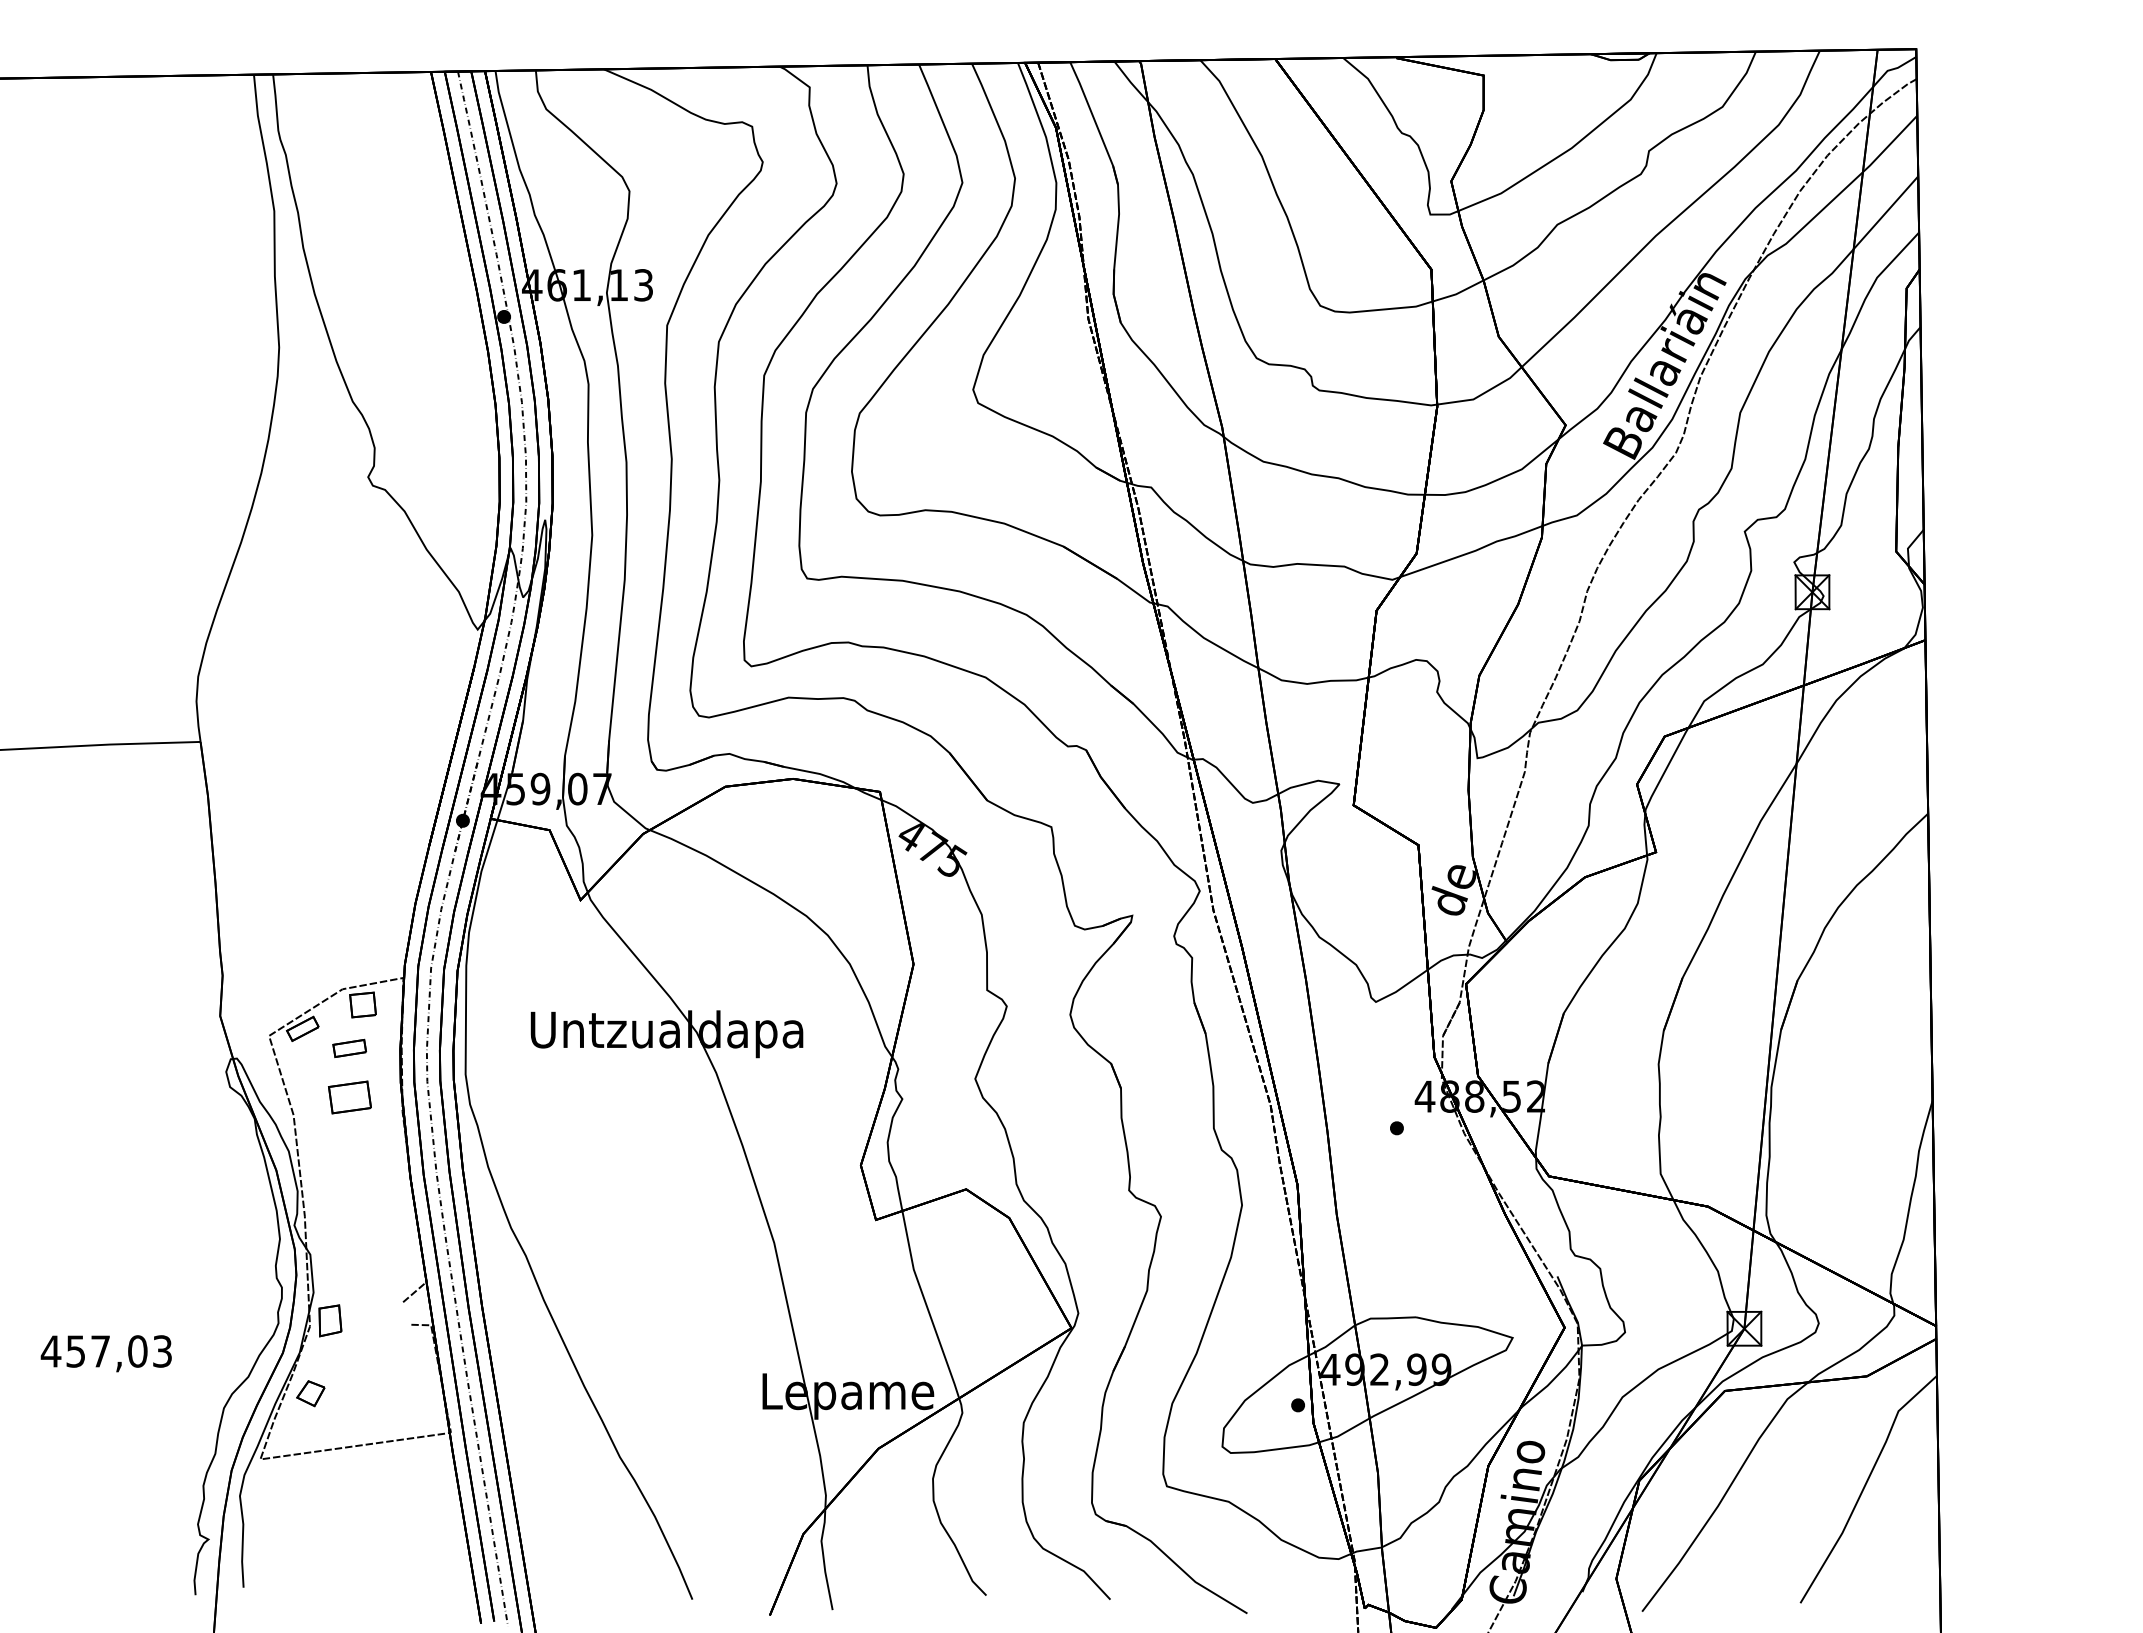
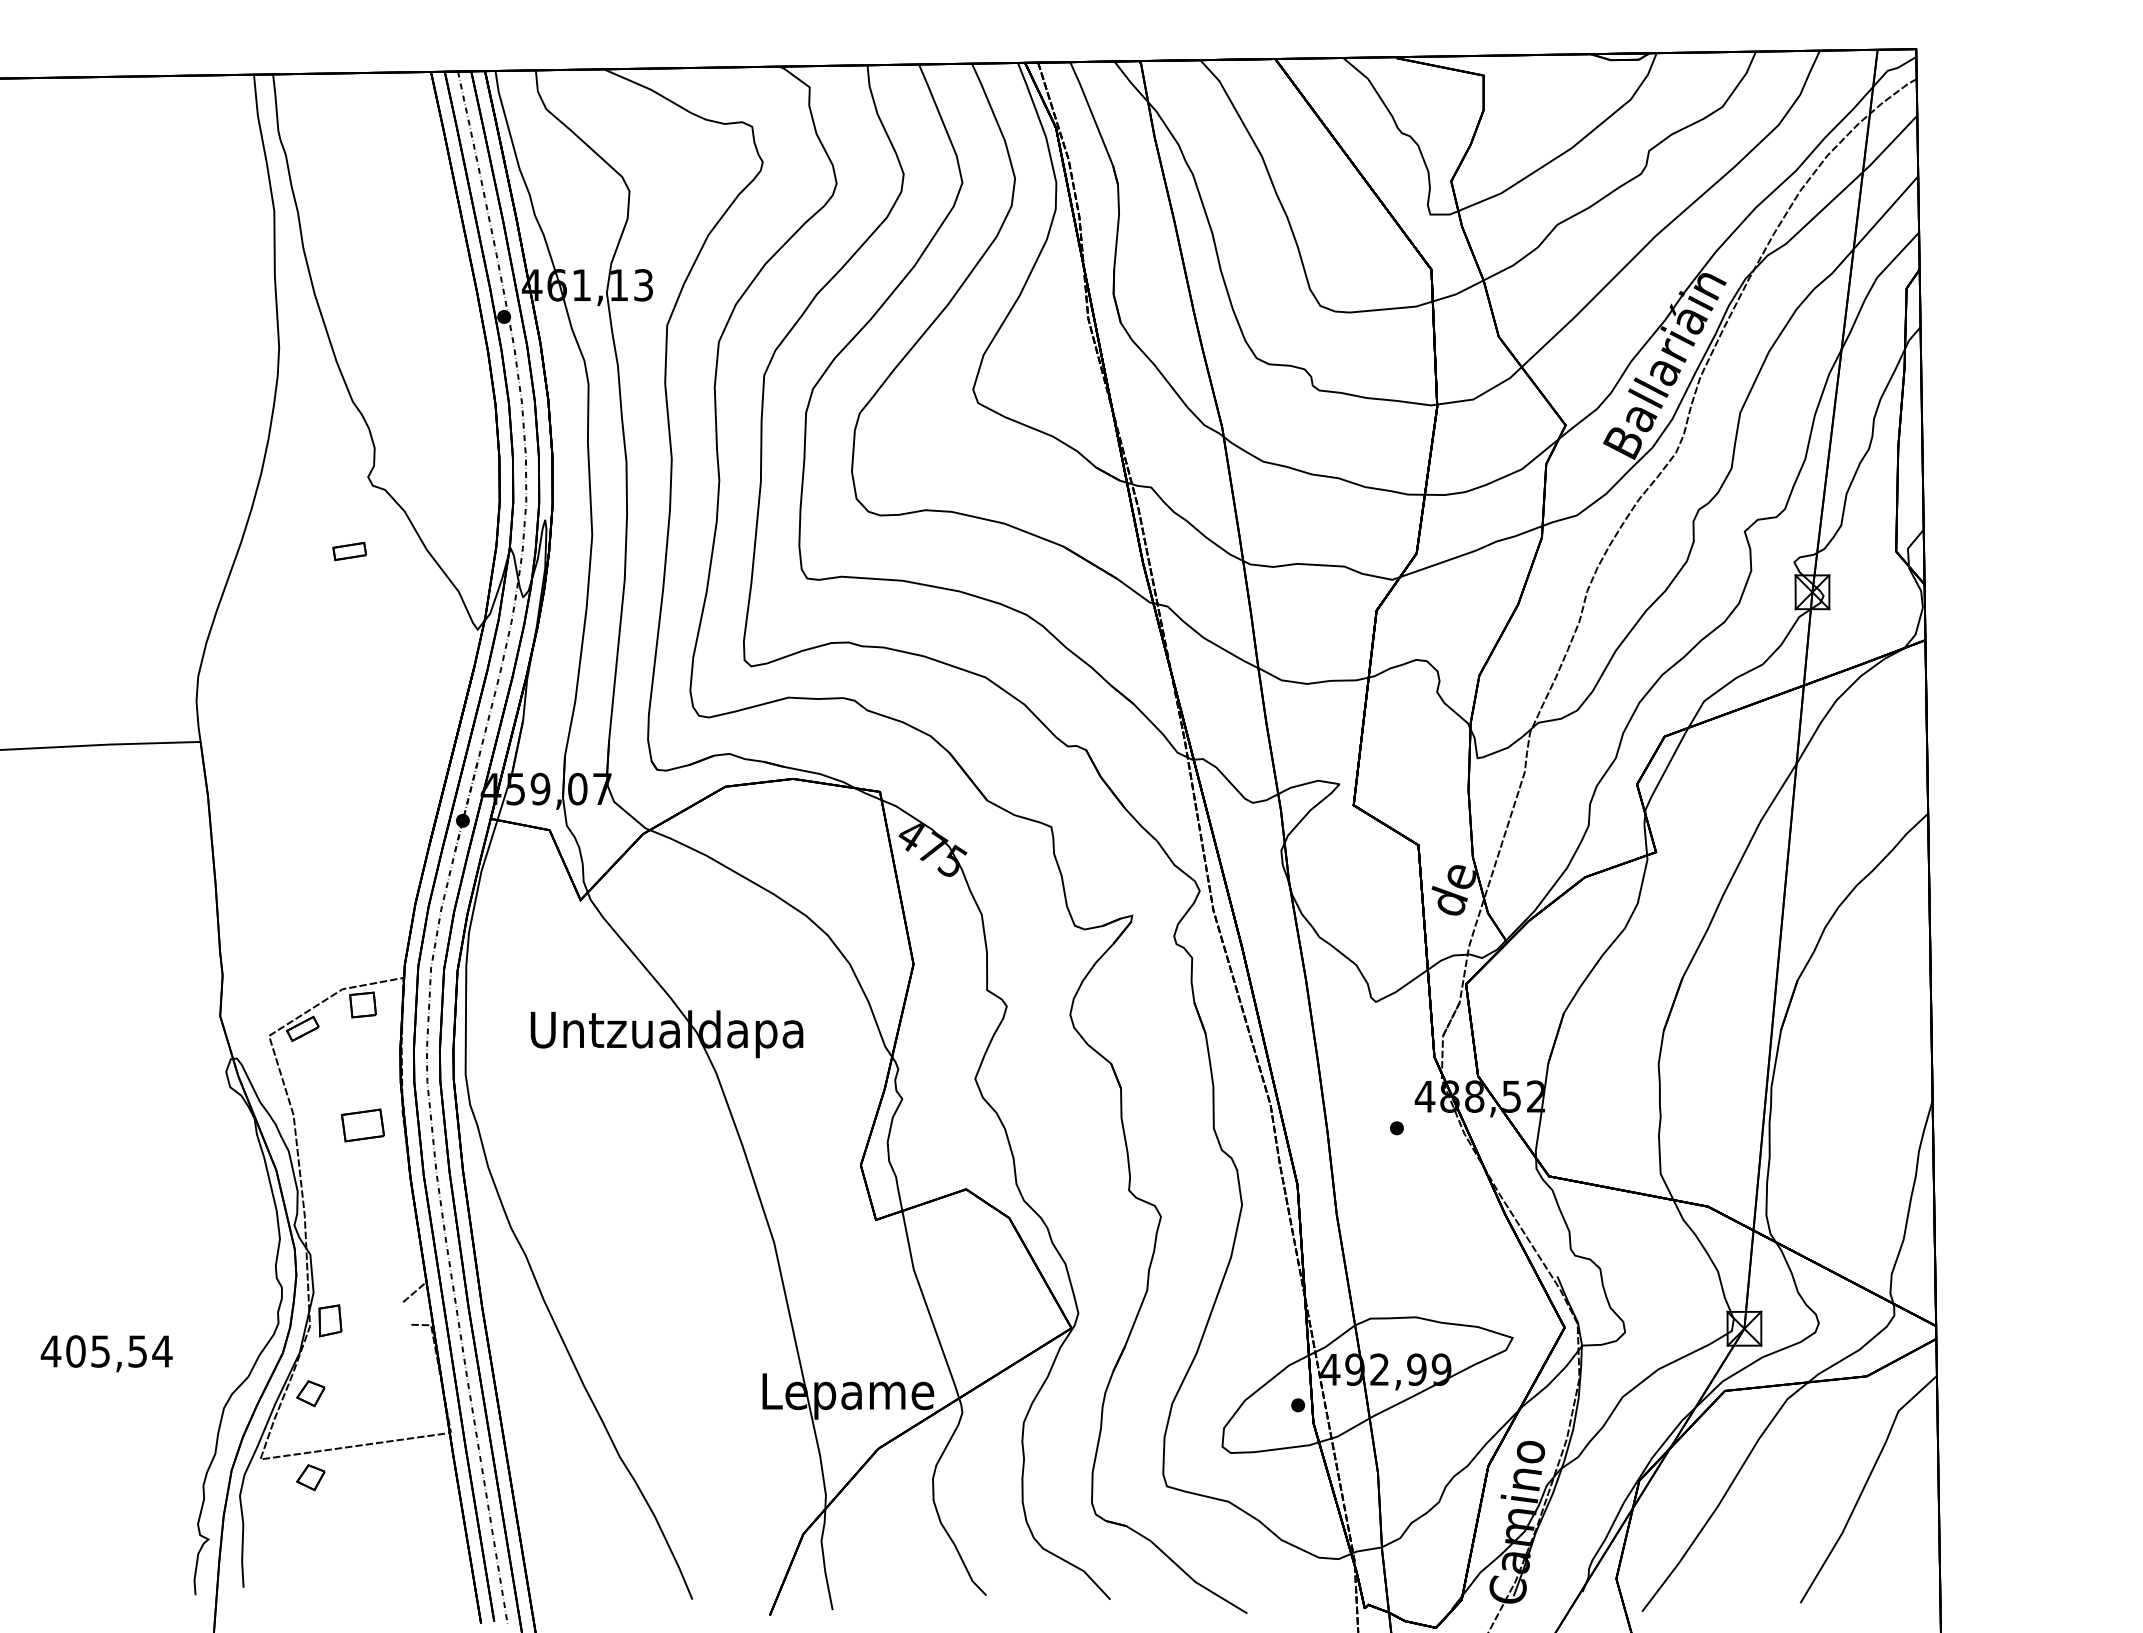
part position: (349, 1047) -> (349, 550) (349, 550)
part position: (349, 1097) -> (362, 1125) (362, 1125)
text: 457,03 -> 405,54 (119, 1351)
part: none -> present (310, 1477)
